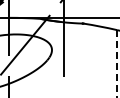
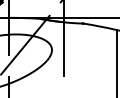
line: dashed -> solid (117, 64)
